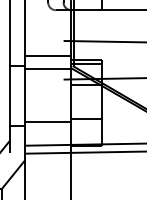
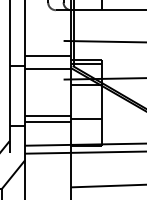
line: none -> present (48, 115)
line: none -> present (107, 185)
